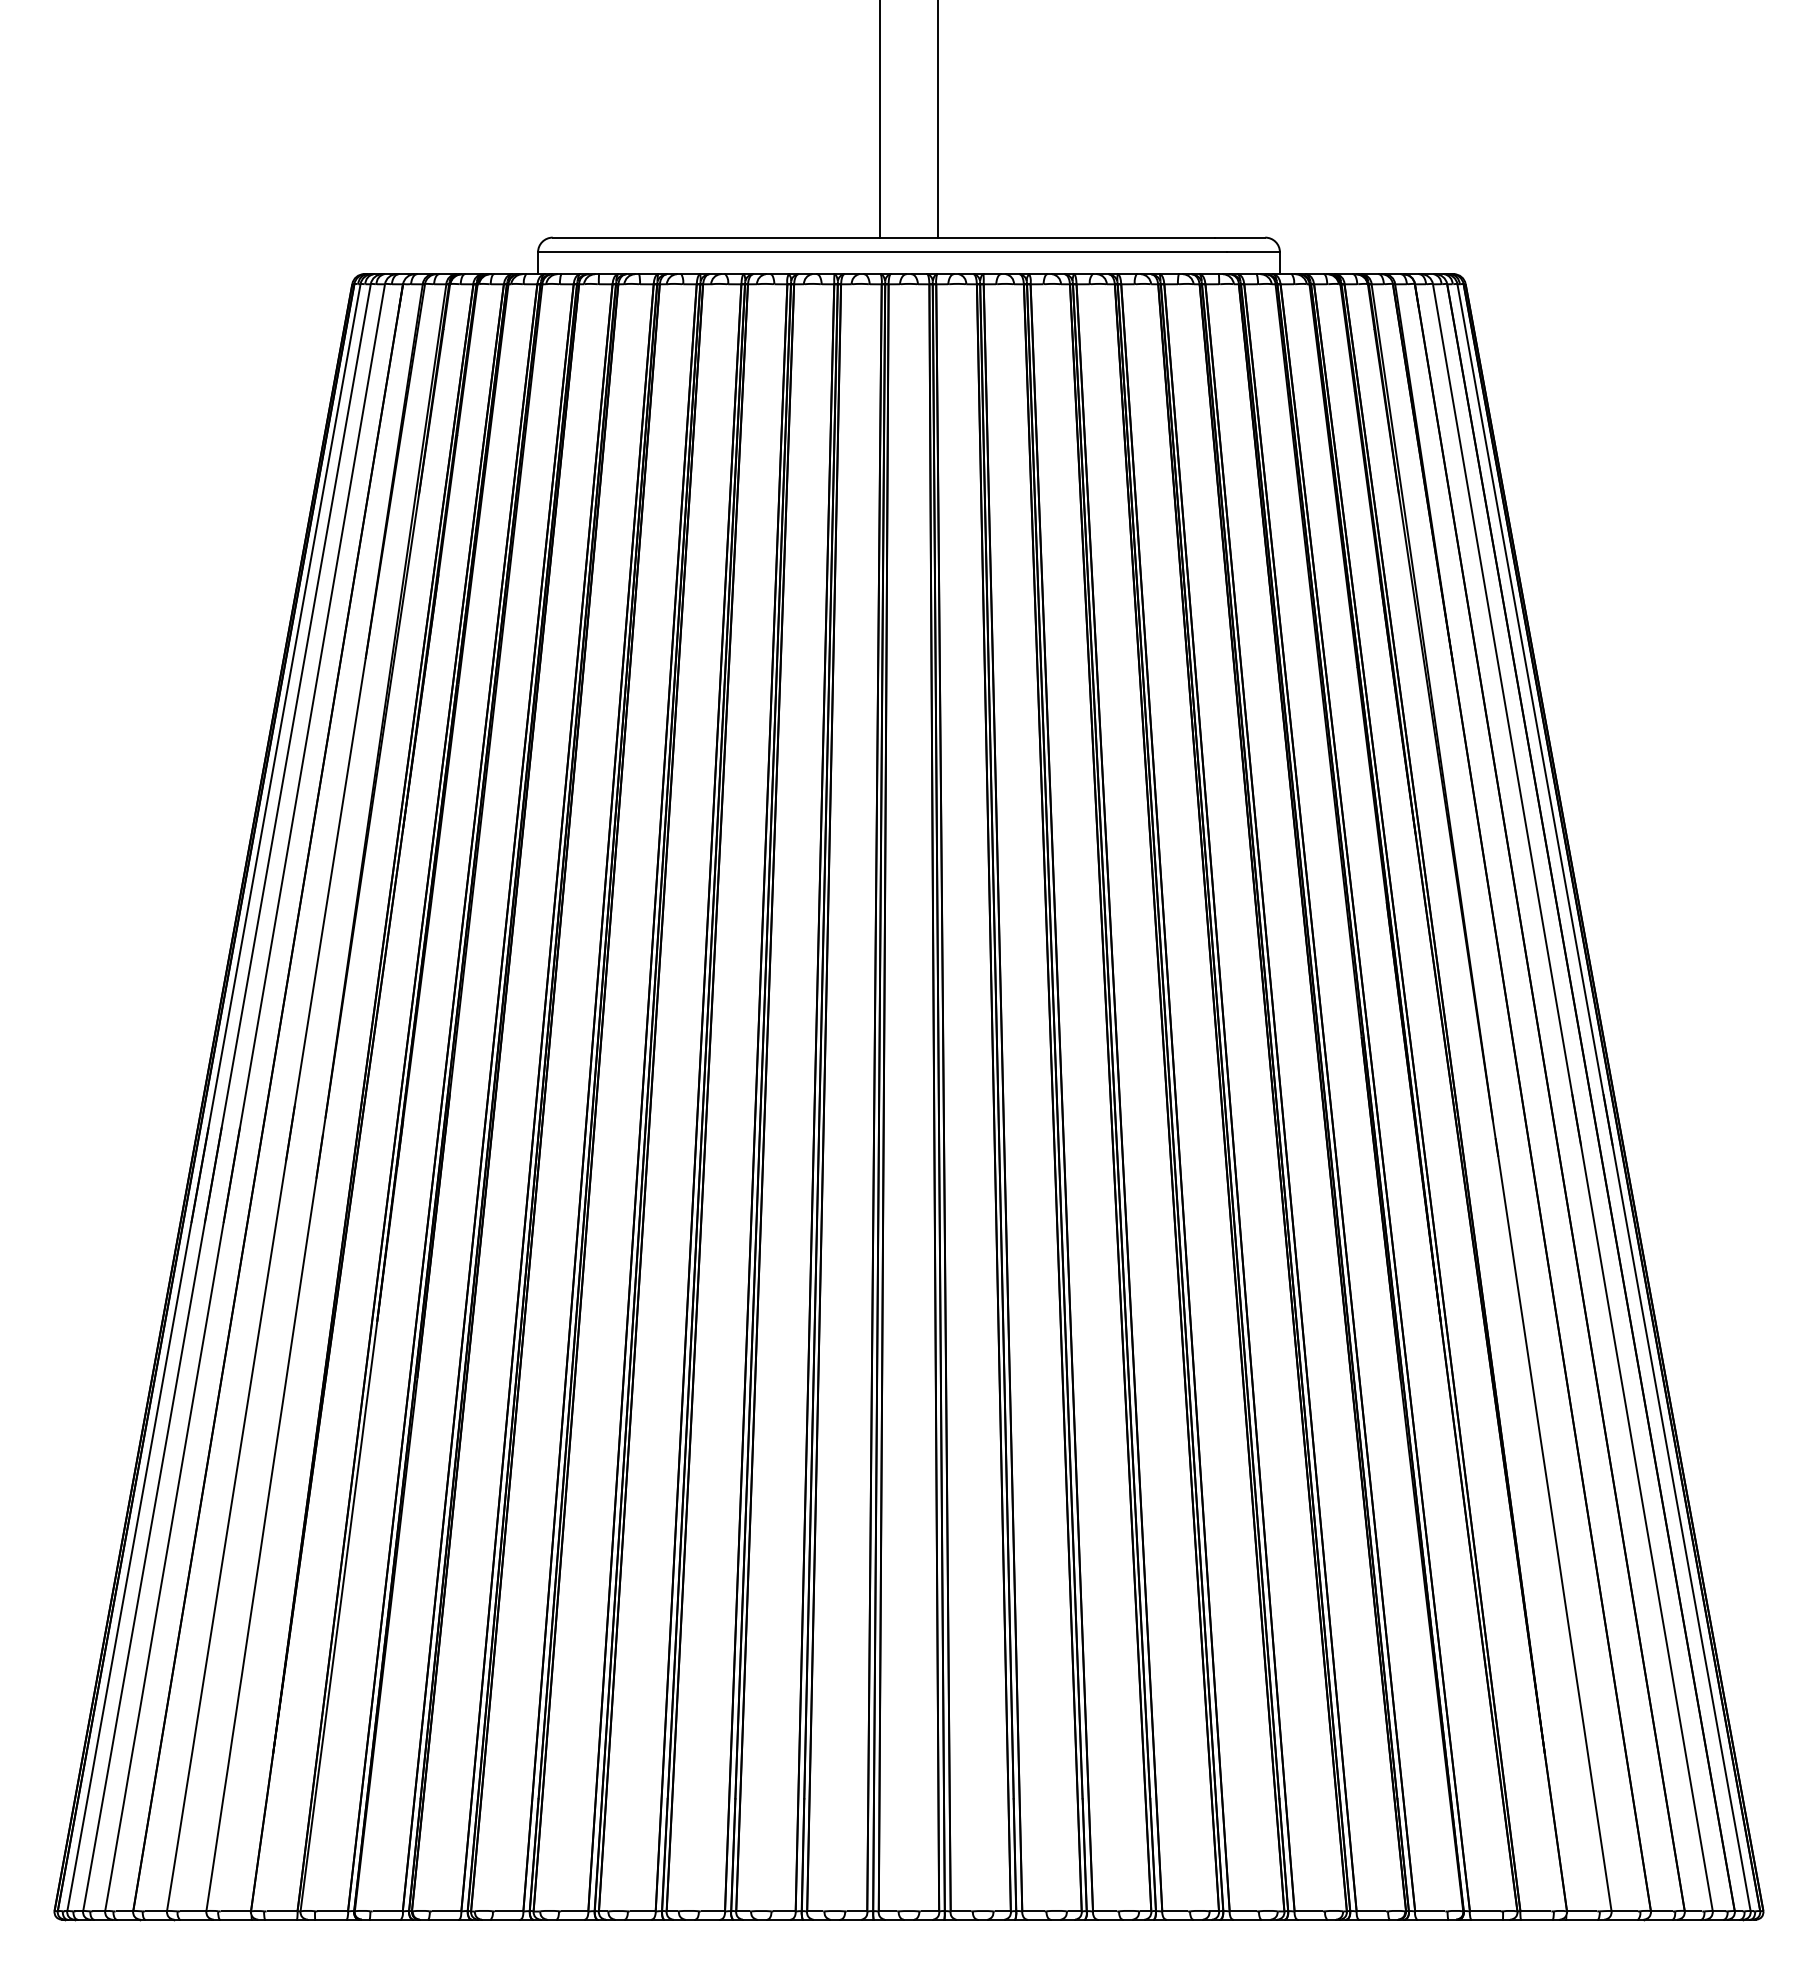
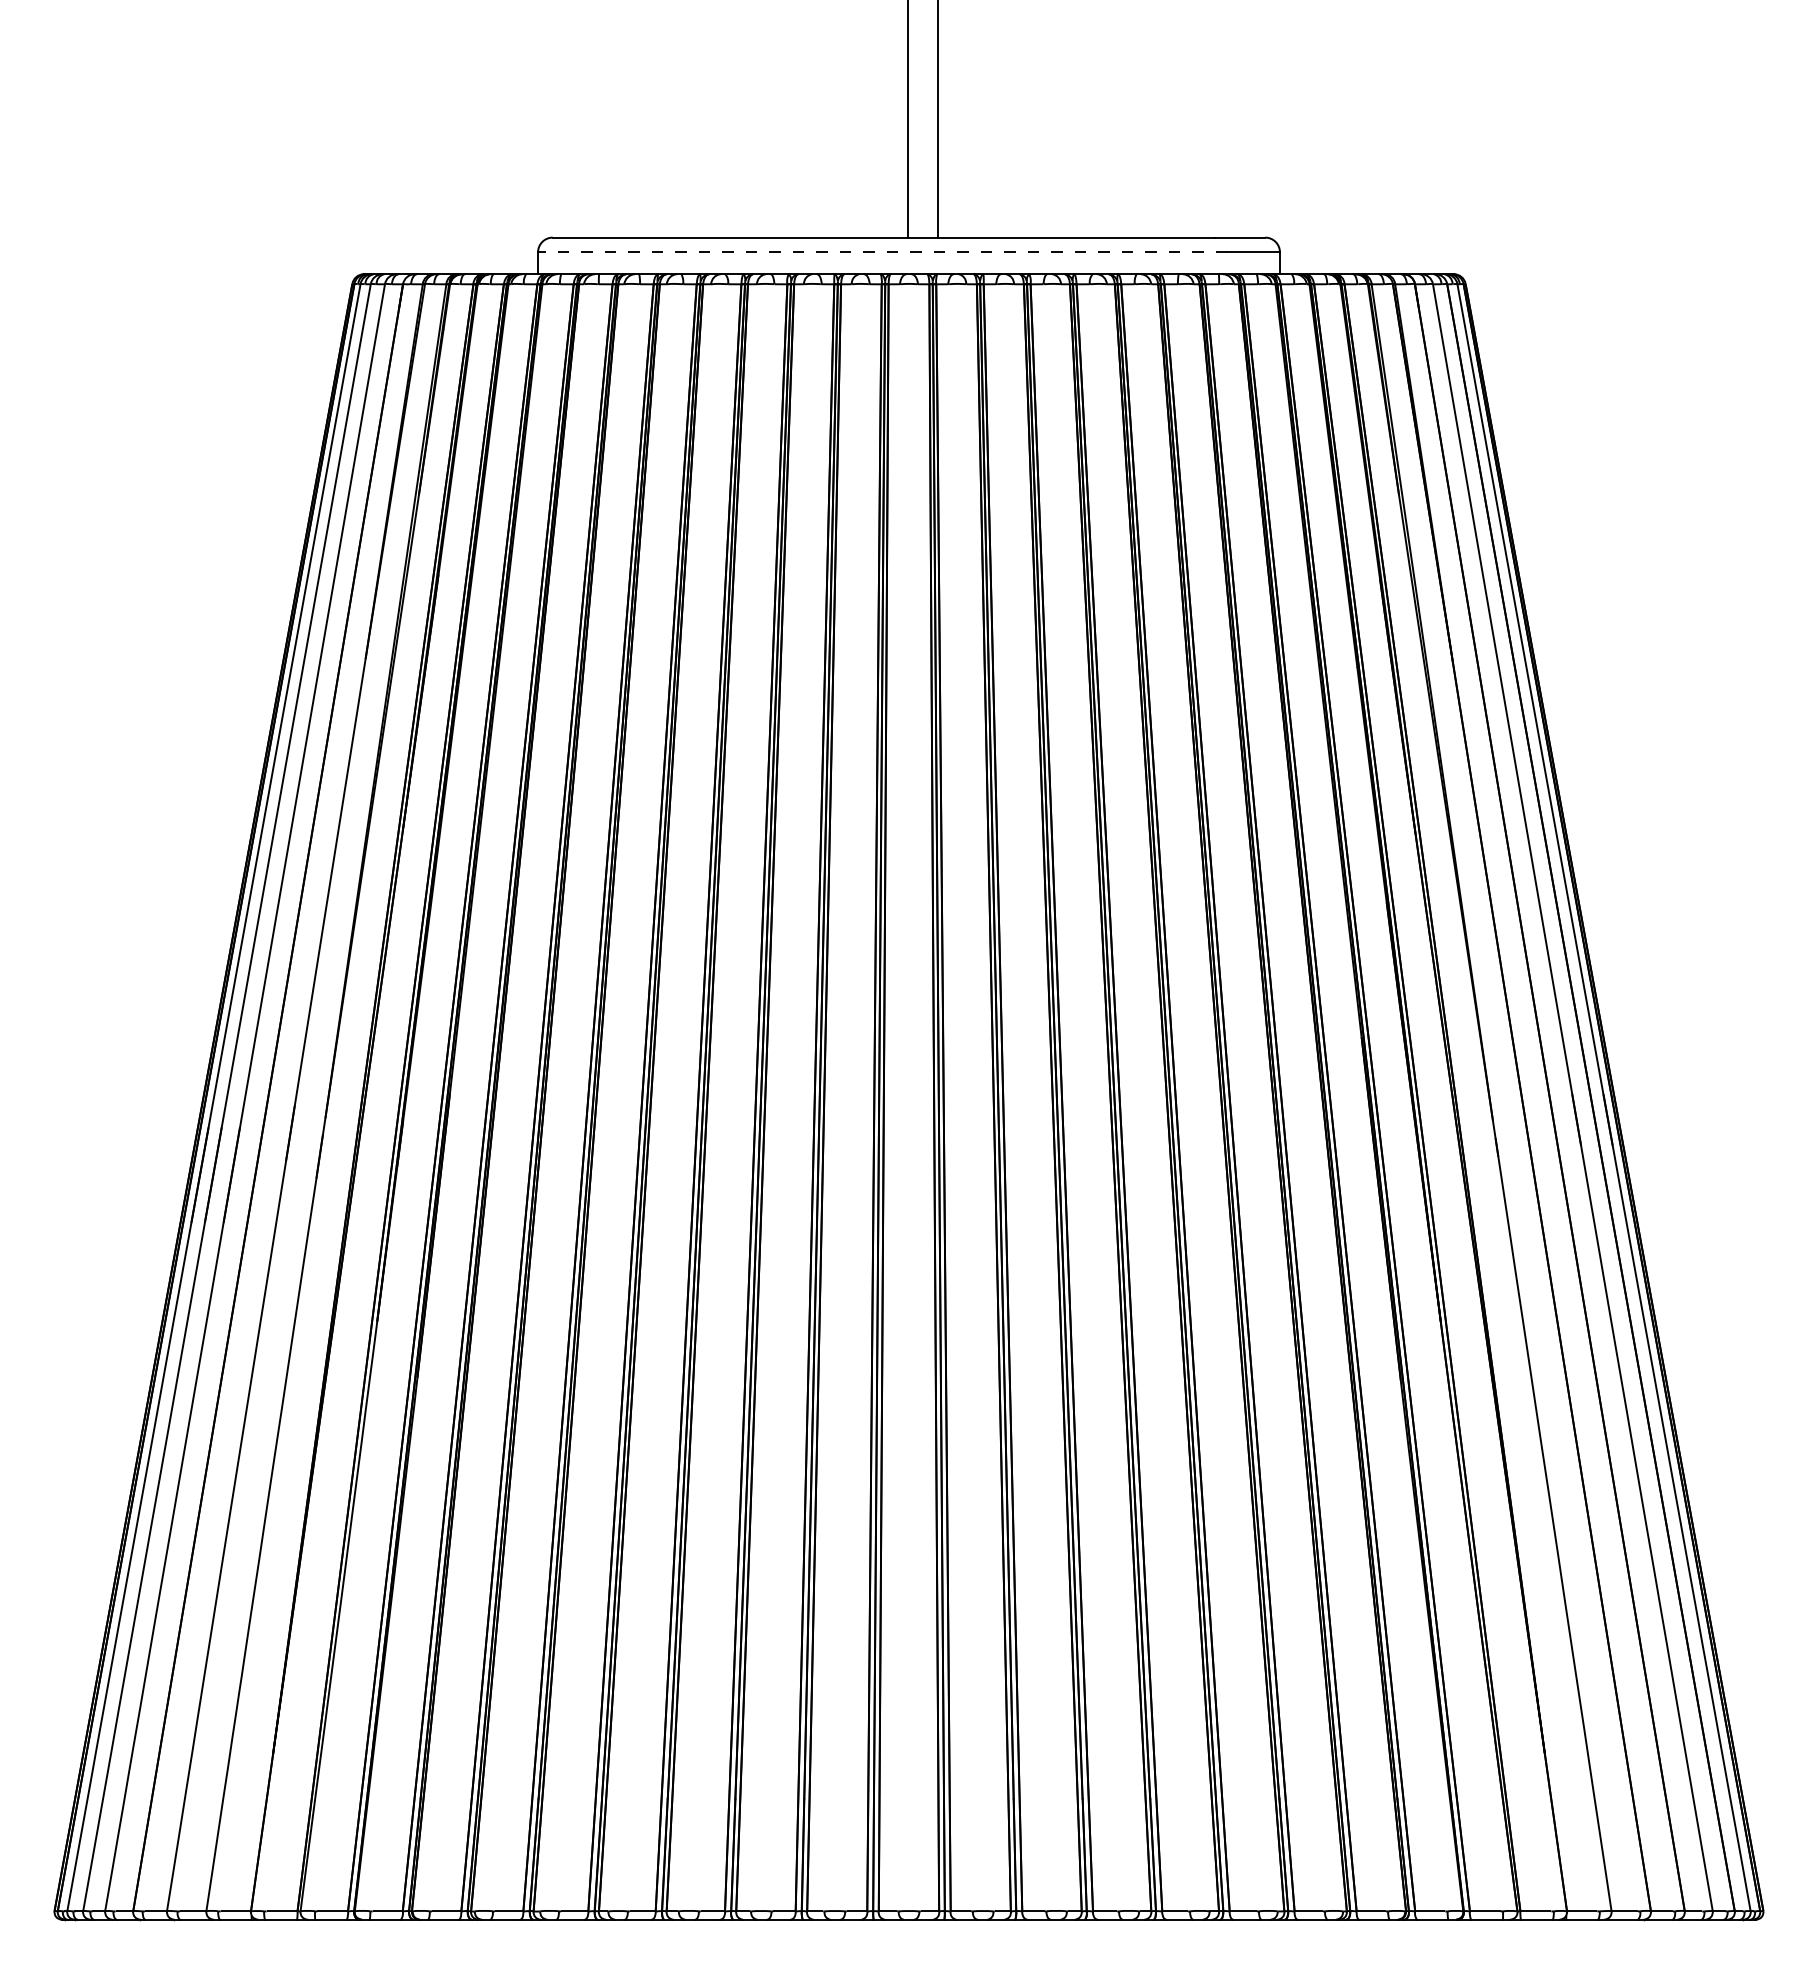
line position: (879, 119) -> (907, 119) (907, 119)
line: solid -> dashed (882, 252)
